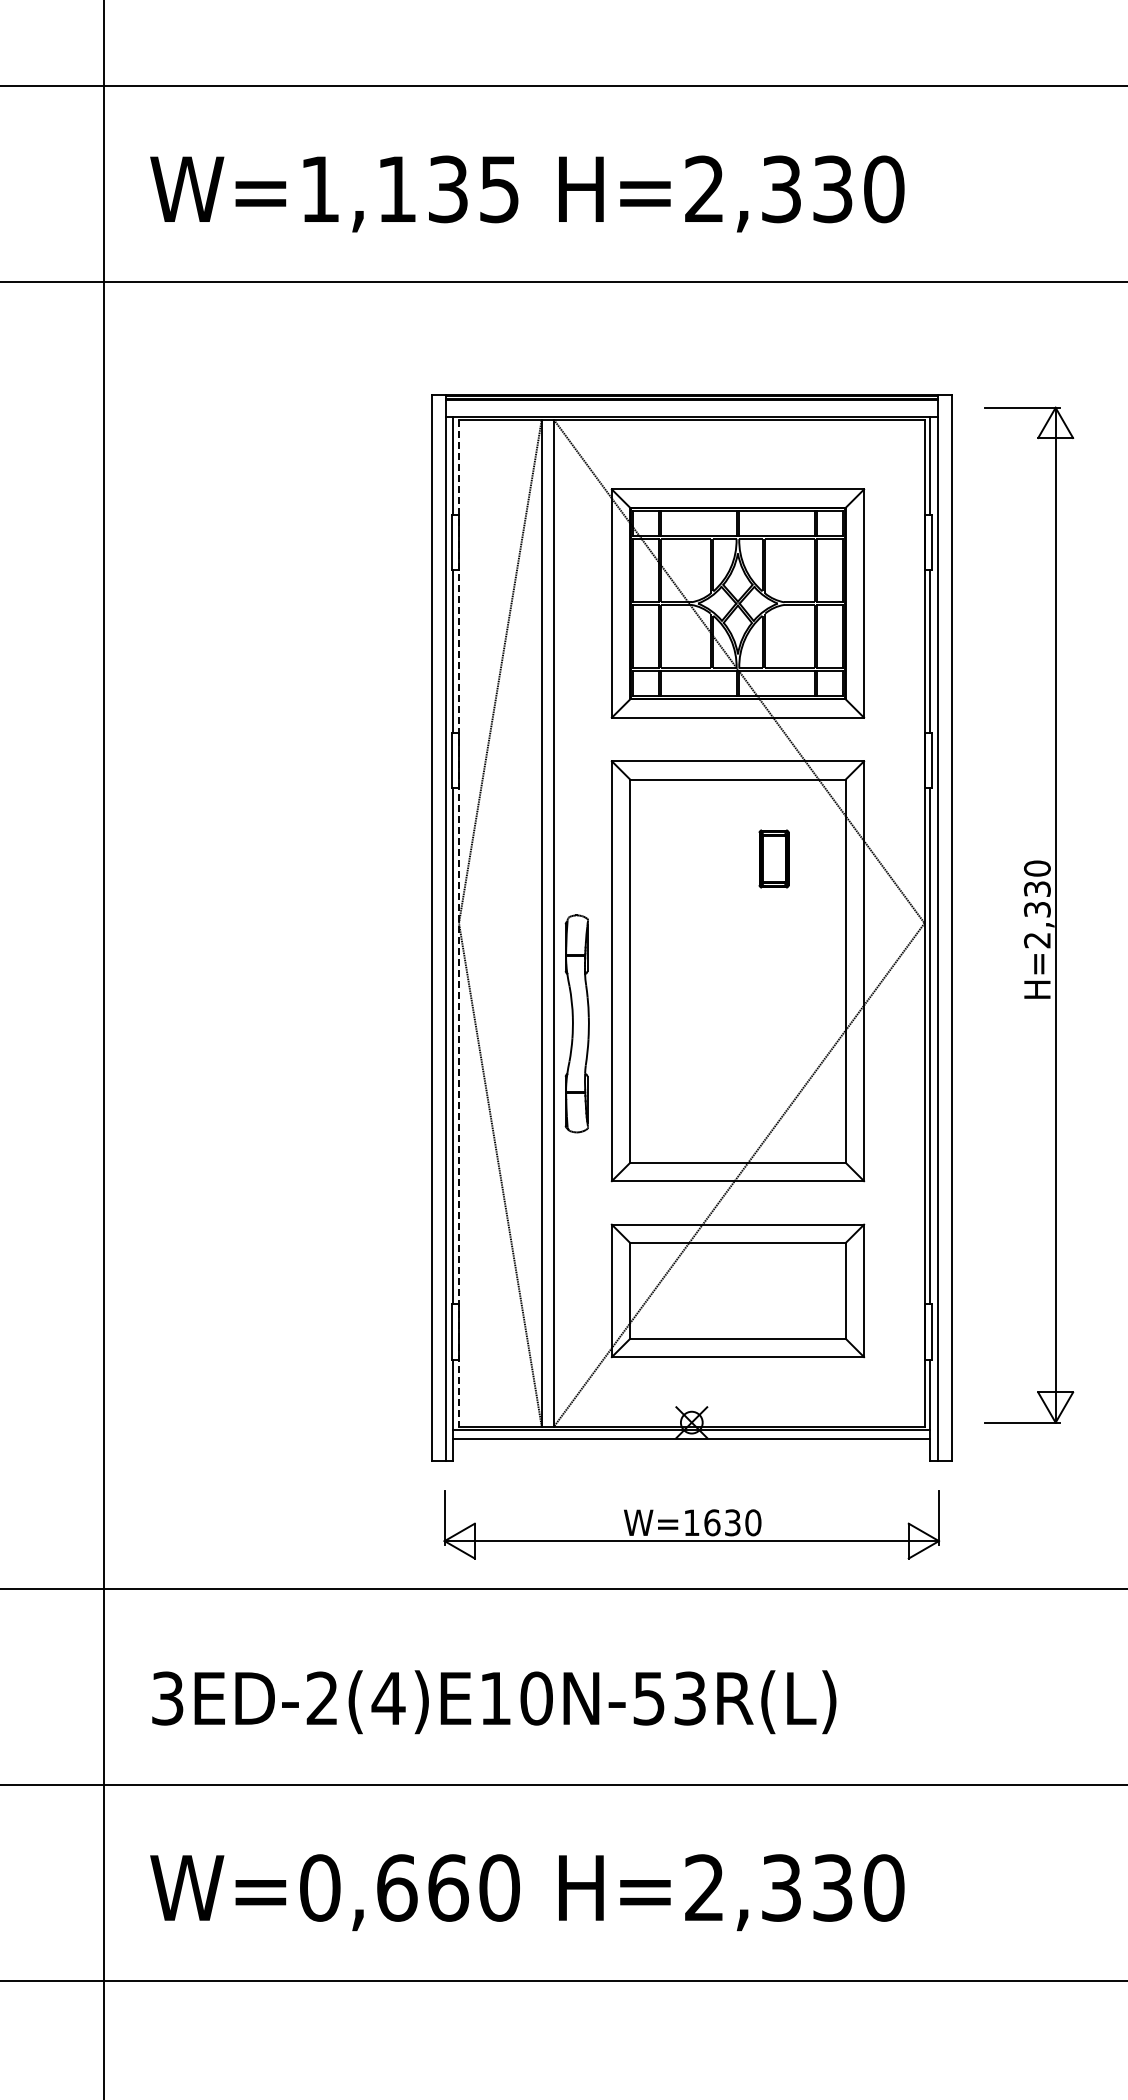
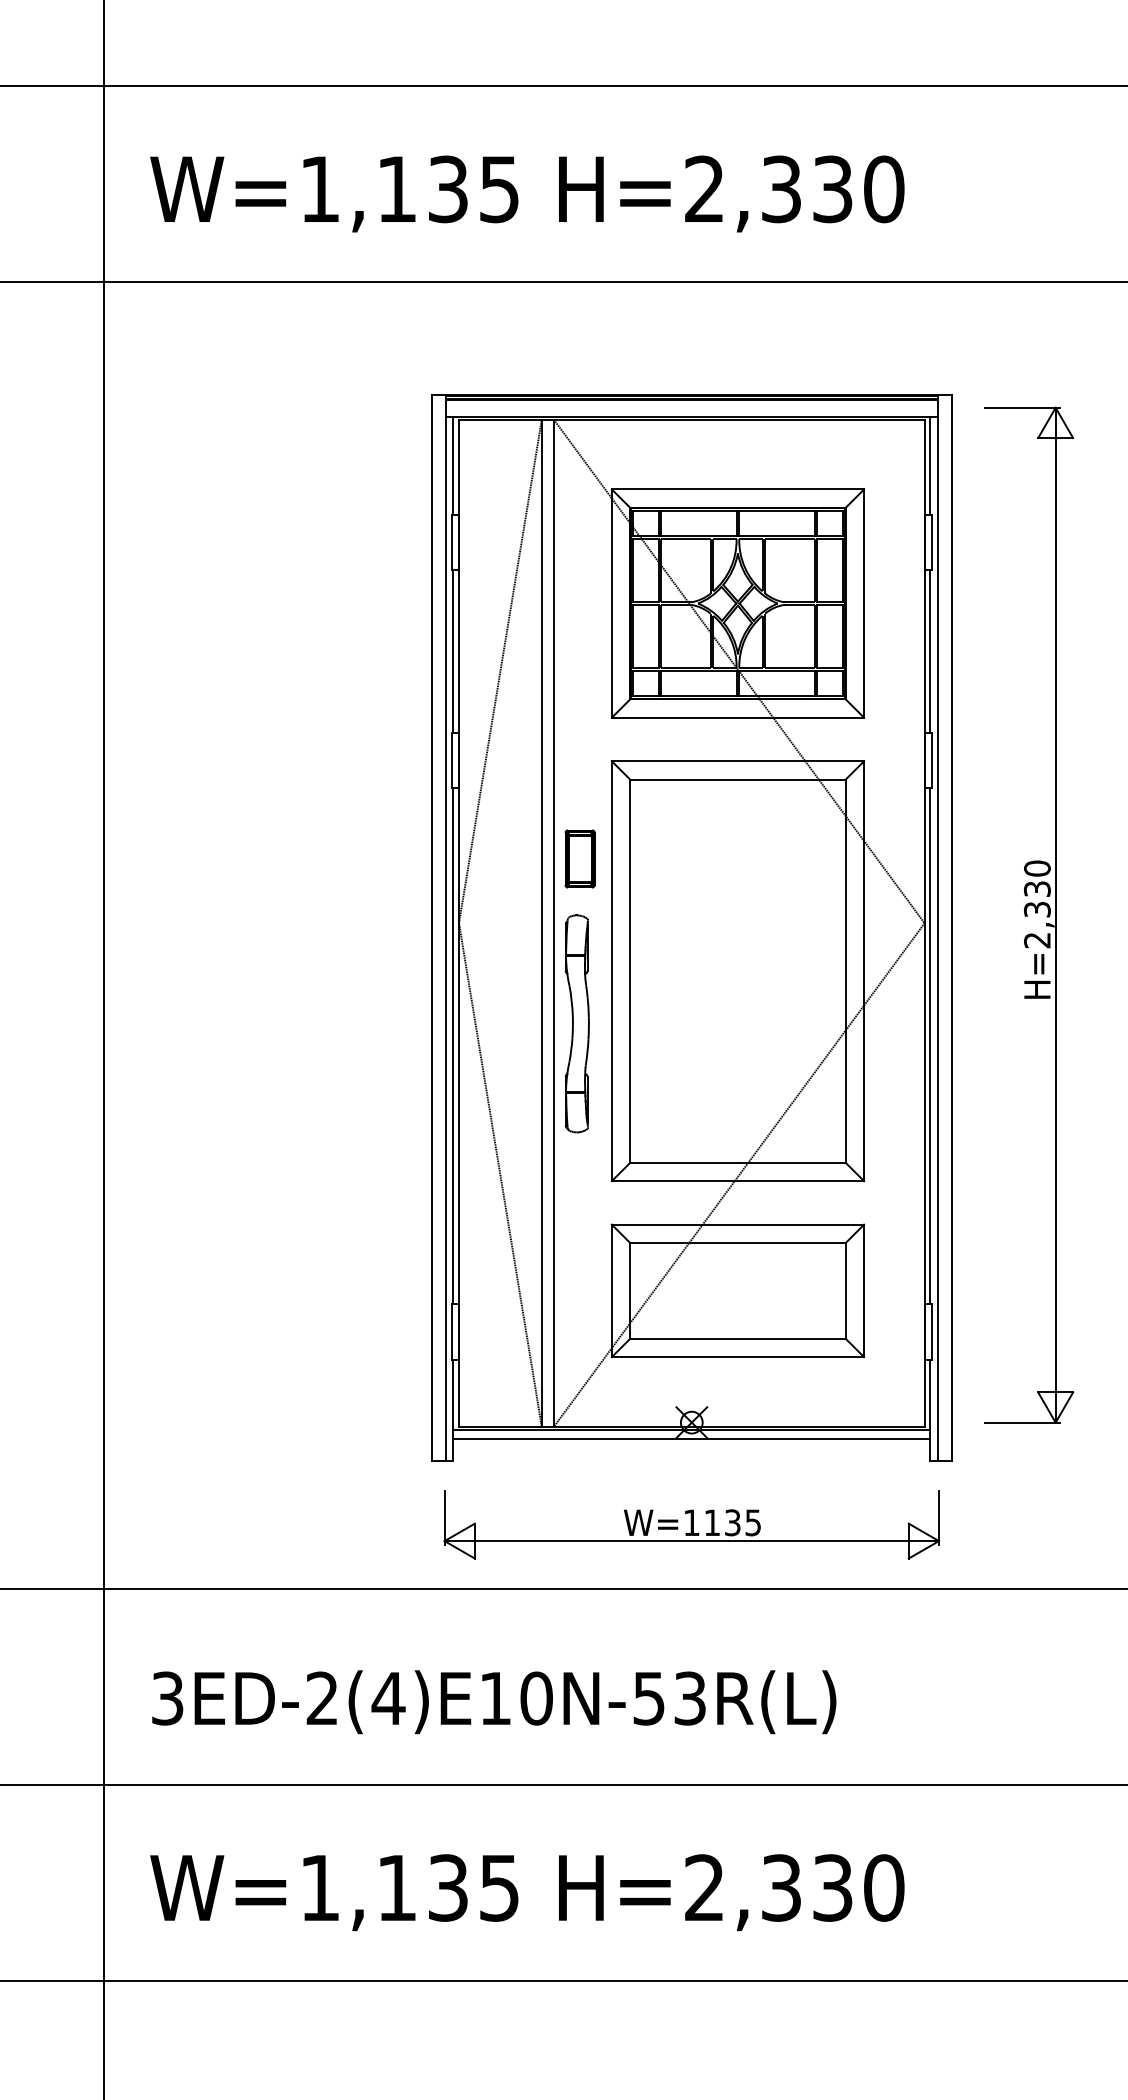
part position: (773, 858) -> (579, 858) (579, 858)
line: dashed -> solid (459, 923)
text: W=1630 -> W=1135 (732, 1522)
text: W=0,660 -> W=1,135 (409, 1887)
